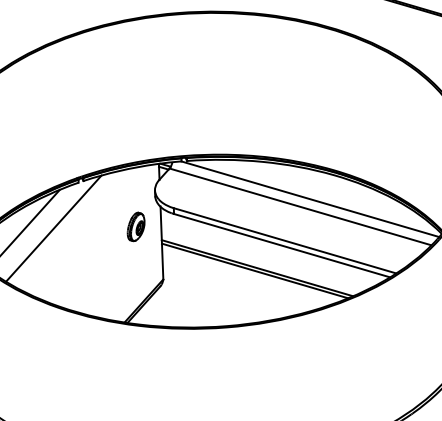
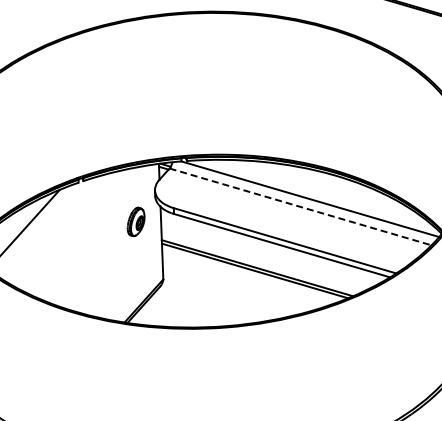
line: solid -> dashed (300, 207)
part position: (135, 226) -> (135, 221) (135, 221)
line: present -> none (53, 228)
